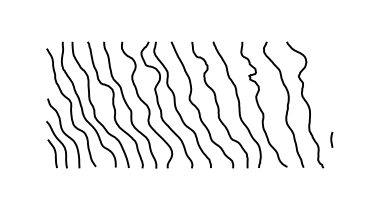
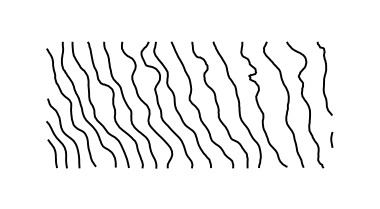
curve: none -> present (324, 78)
